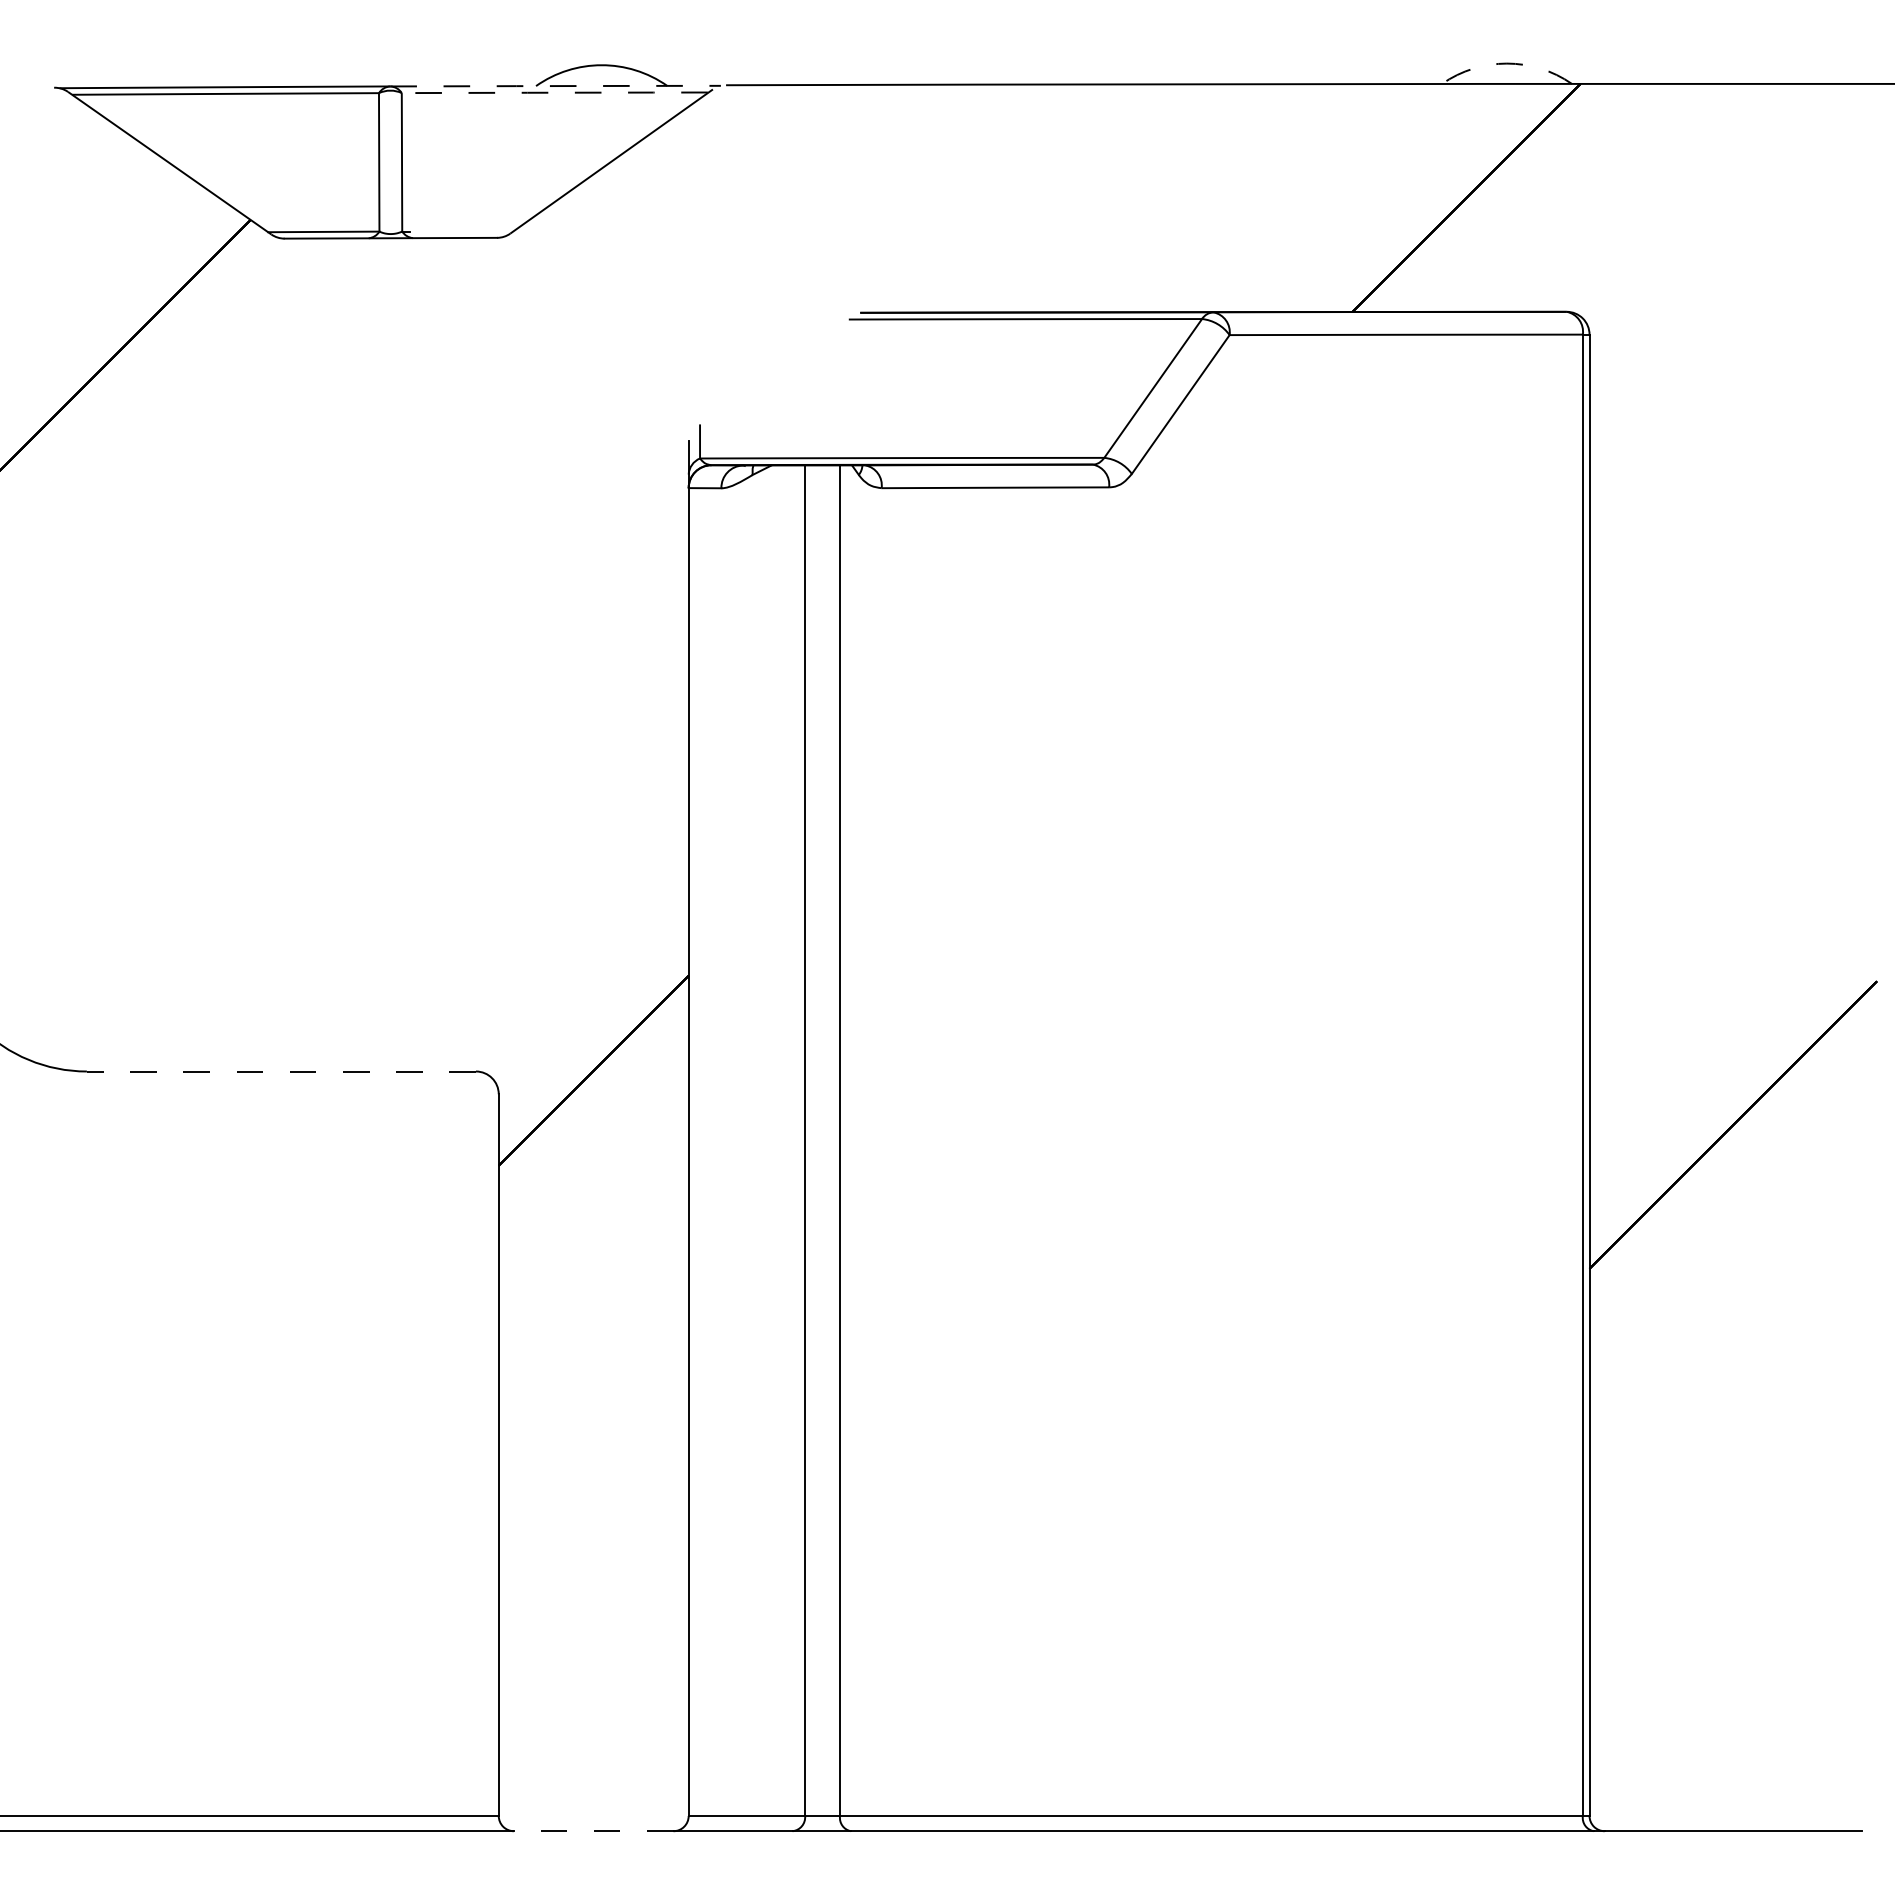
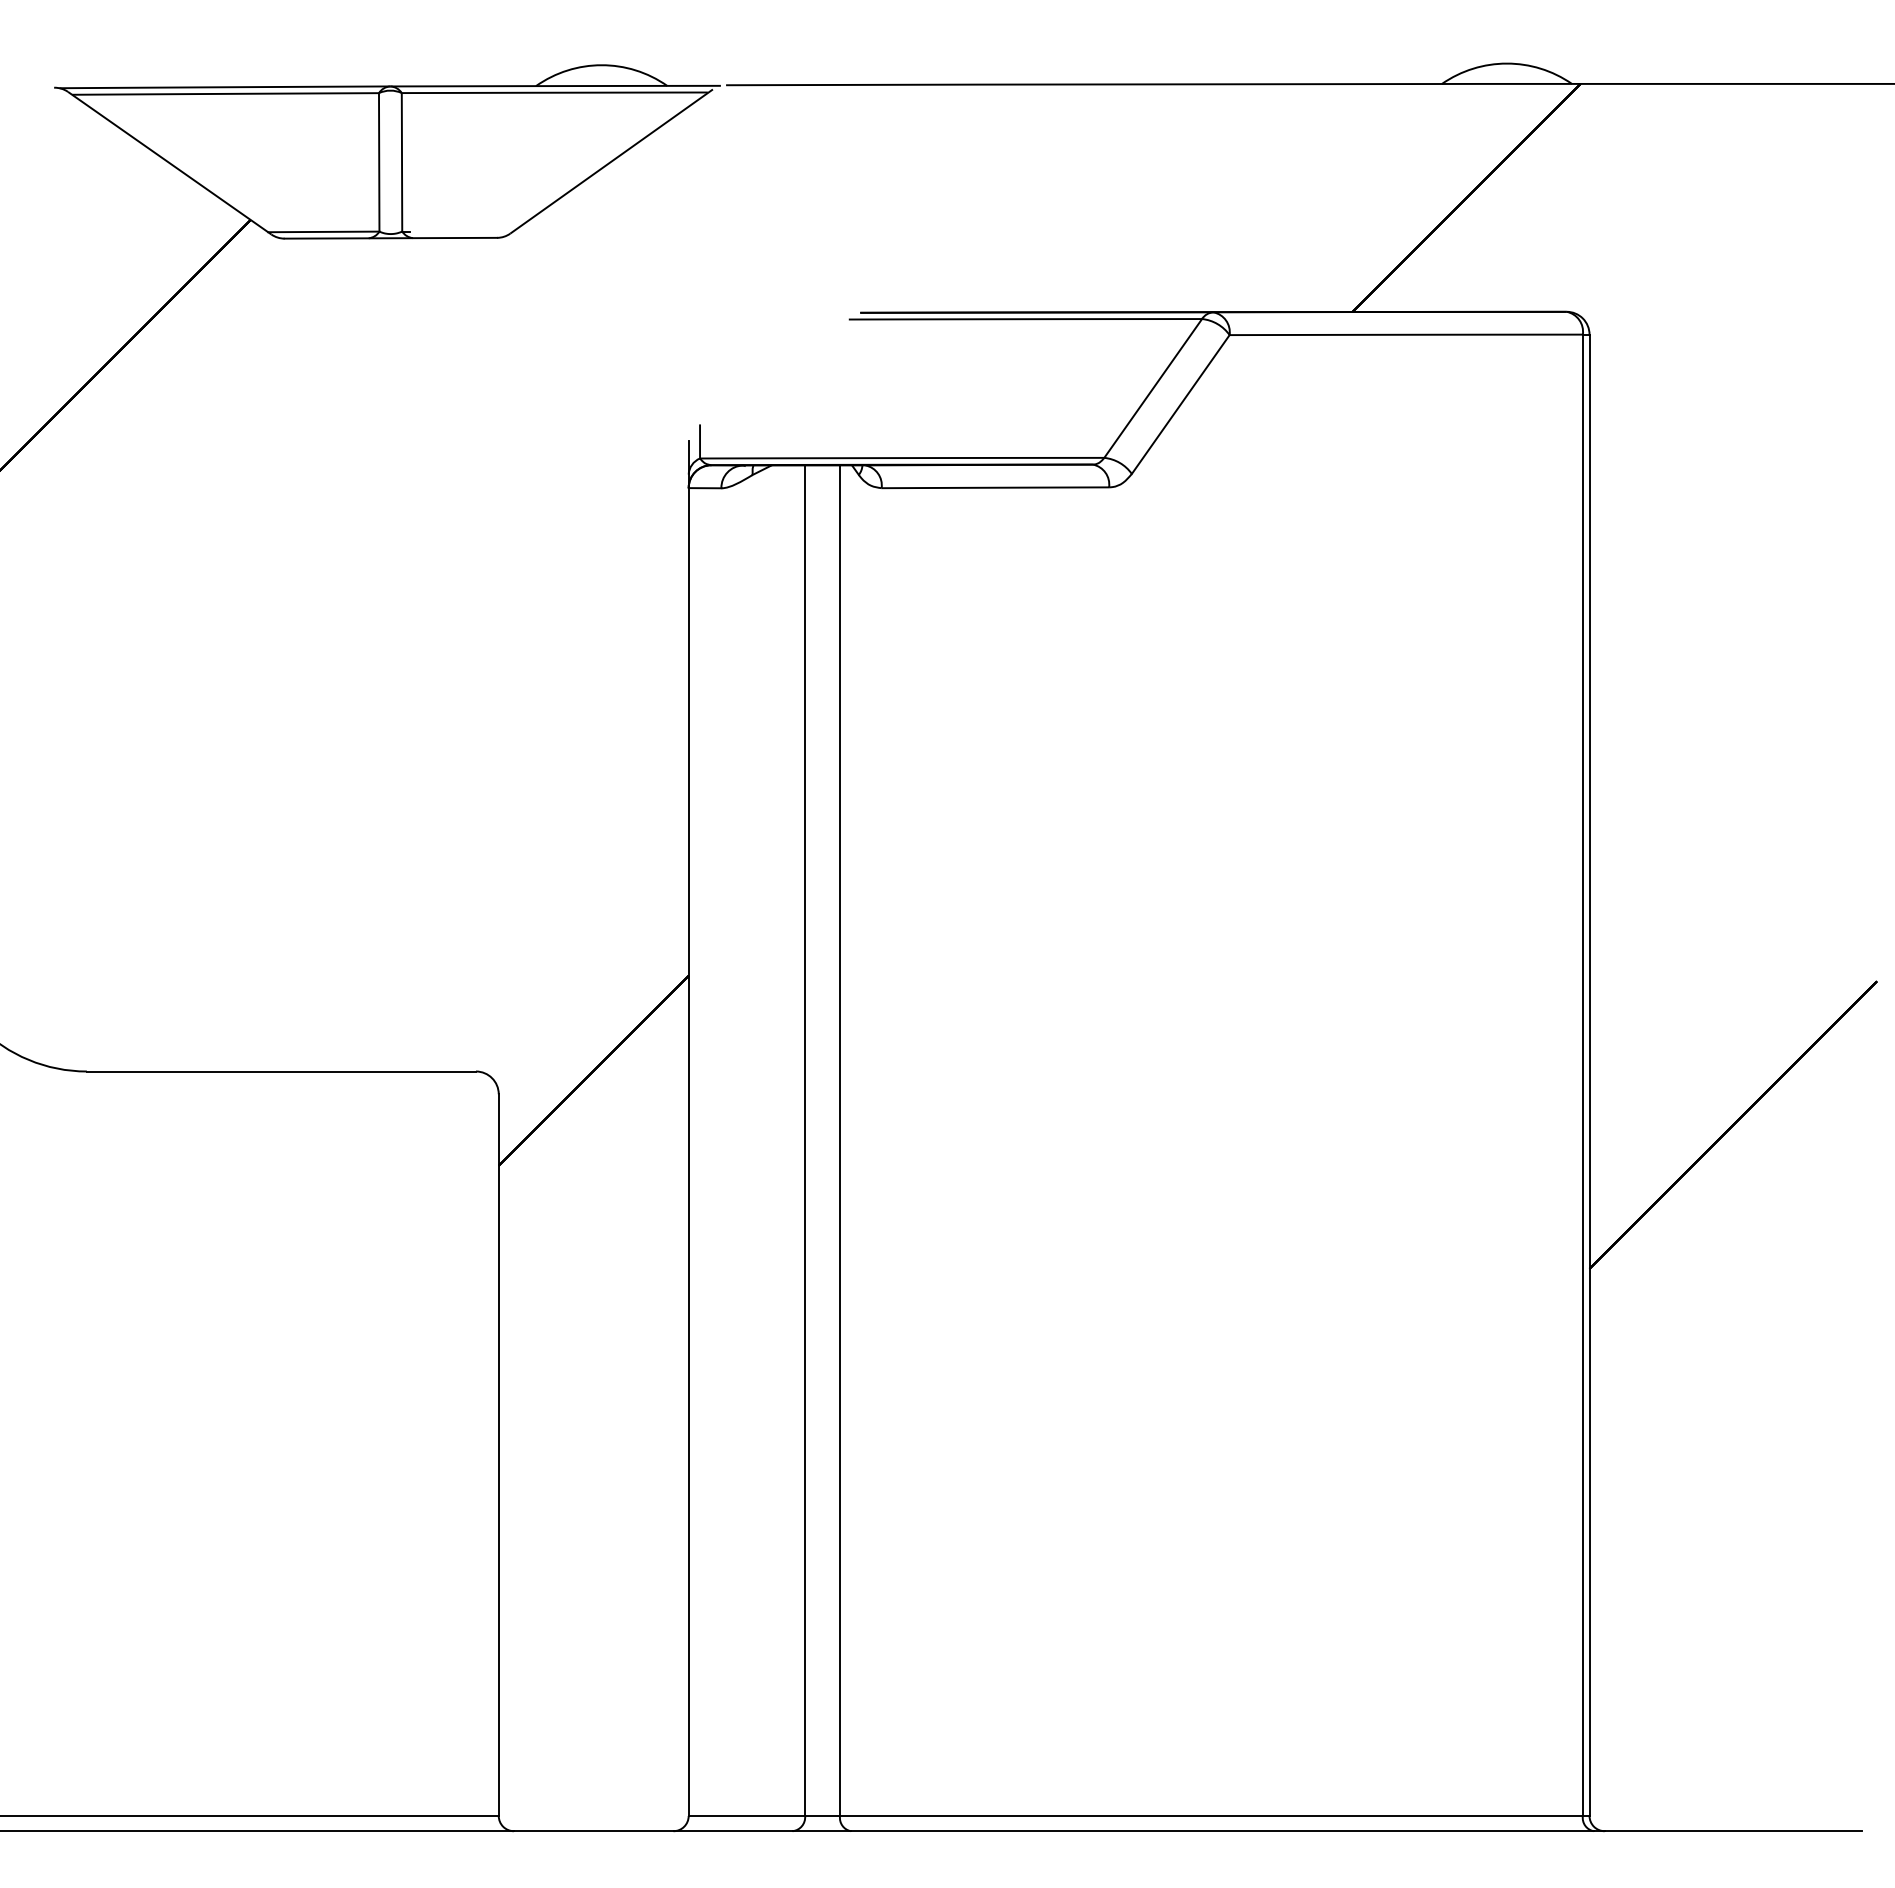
arc: dashed -> solid (1506, 63)
line: dashed -> solid (556, 86)
line: dashed -> solid (554, 92)
line: dashed -> solid (281, 1071)
line: dashed -> solid (593, 1831)
